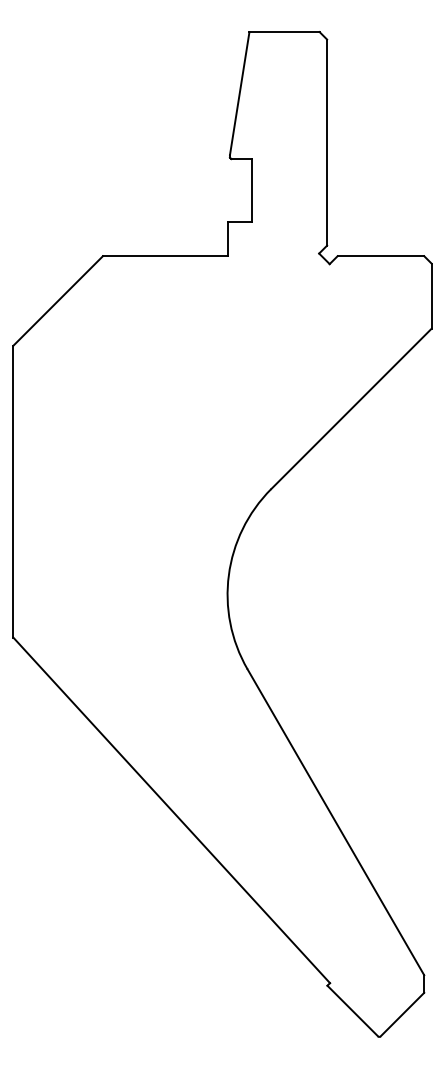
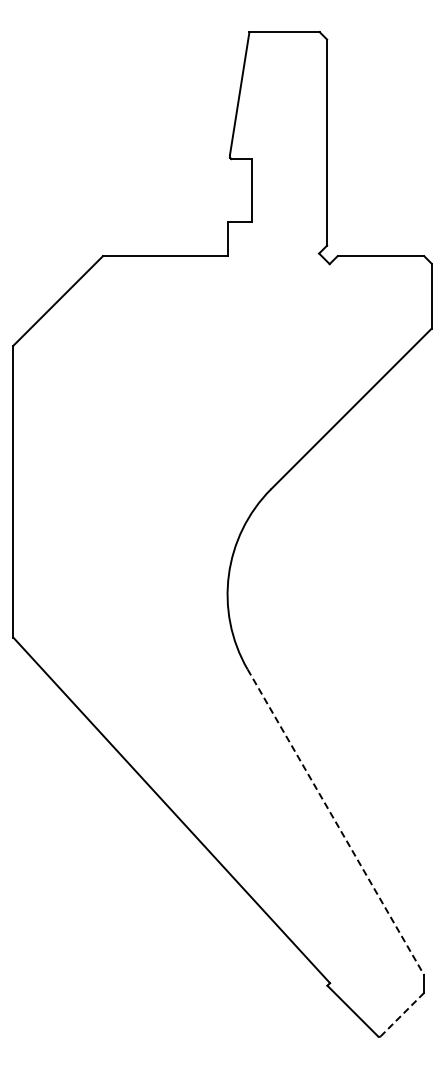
line: solid -> dashed (335, 822)
line: solid -> dashed (402, 1014)
